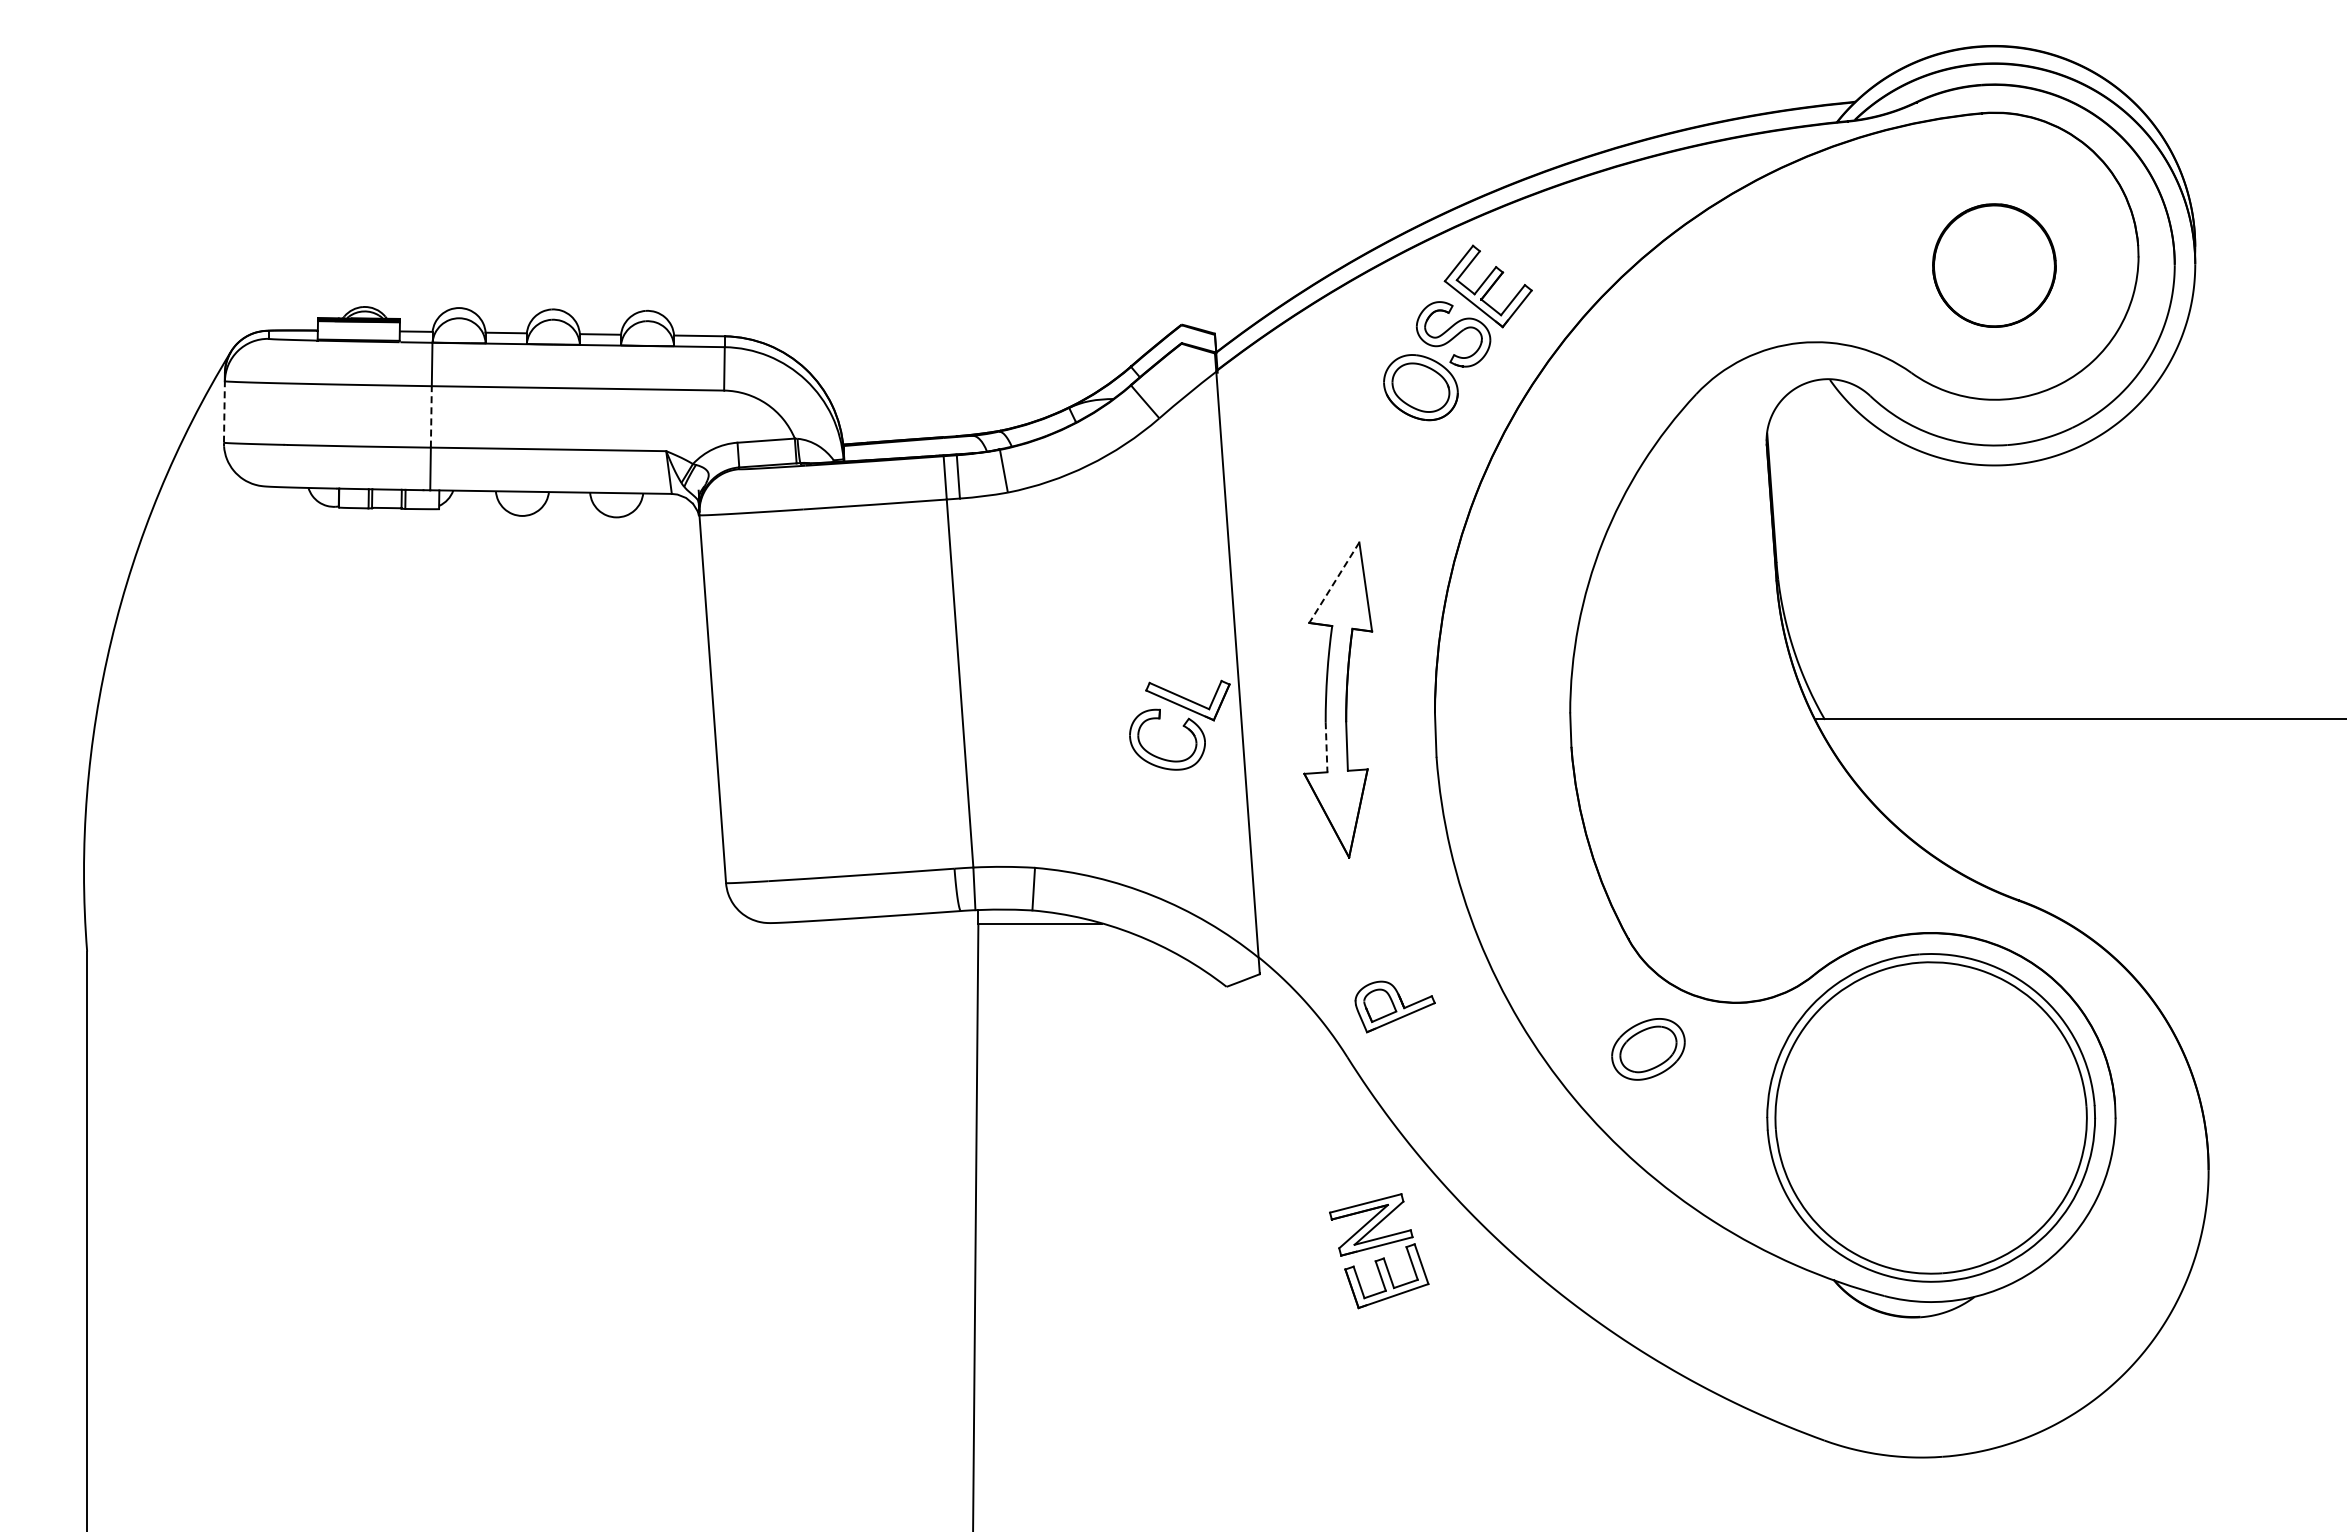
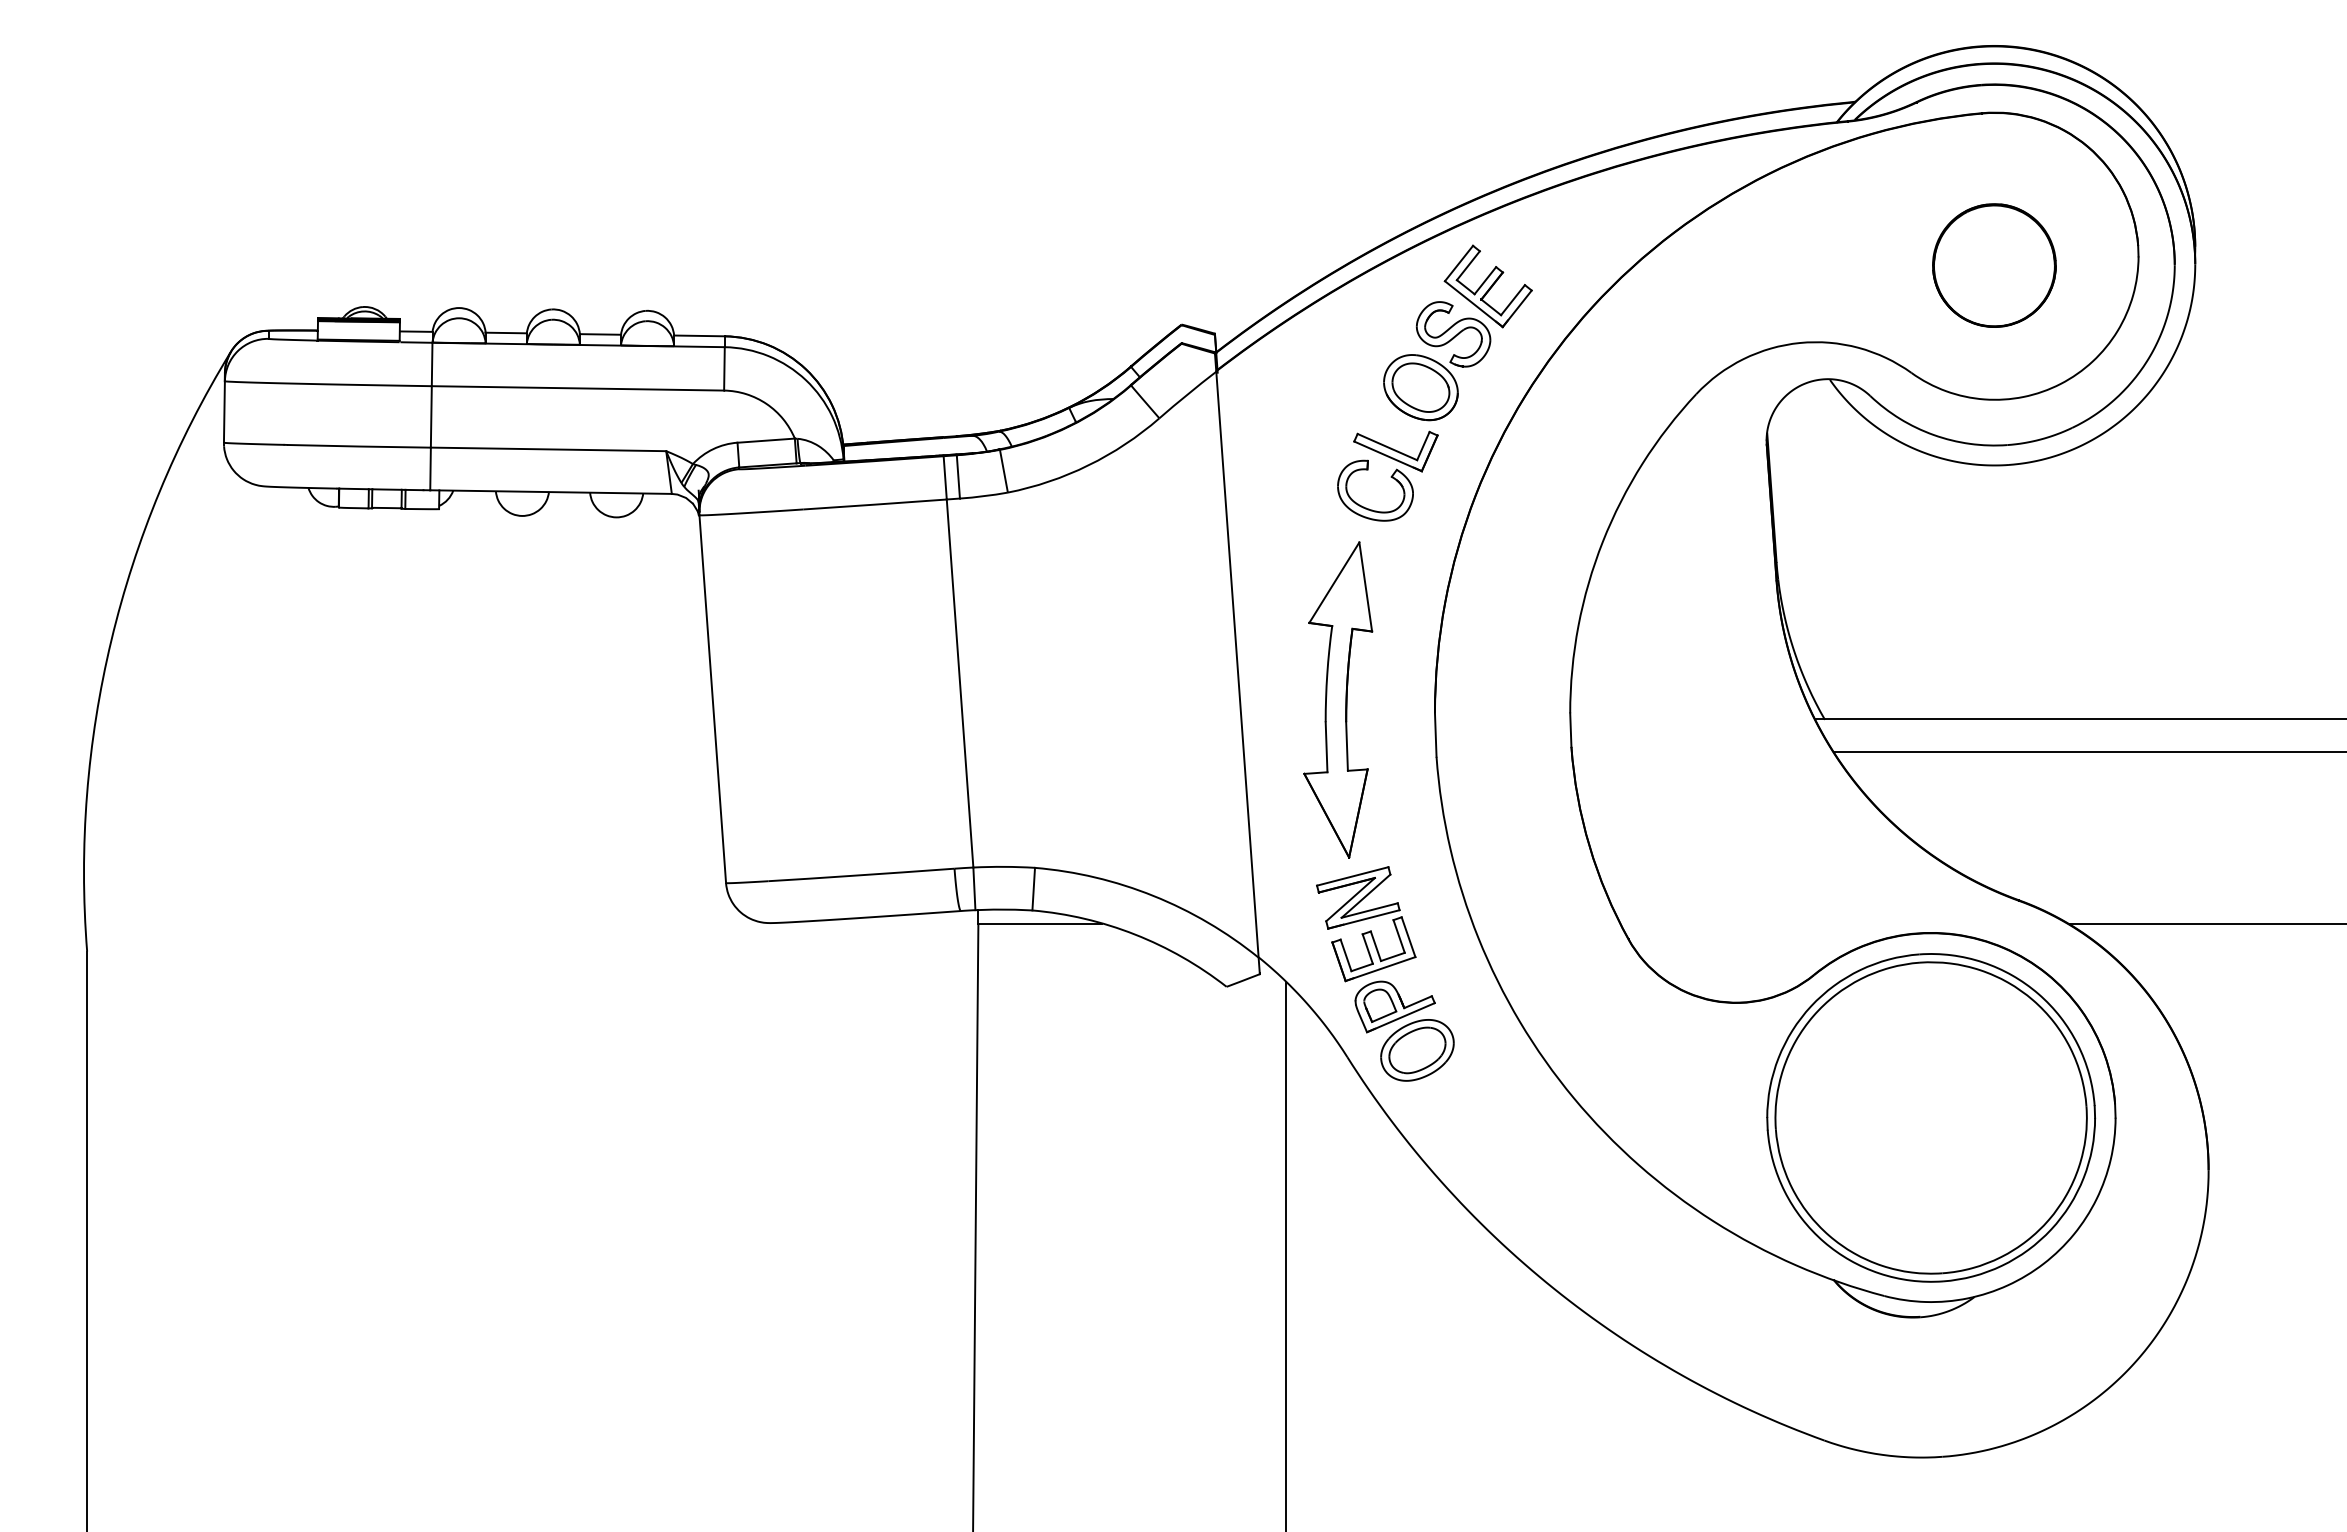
line: dashed -> solid (224, 411)
line: dashed -> solid (431, 416)
line: dashed -> solid (1334, 583)
part position: (1179, 724) -> (1387, 475) (1387, 475)
line: dashed -> solid (1326, 747)
line: none -> present (2088, 752)
line: none -> present (2205, 924)
part position: (1648, 1049) -> (1417, 1050) (1417, 1050)
part position: (1379, 1251) -> (1366, 924) (1366, 924)
line: none -> present (1285, 1255)
